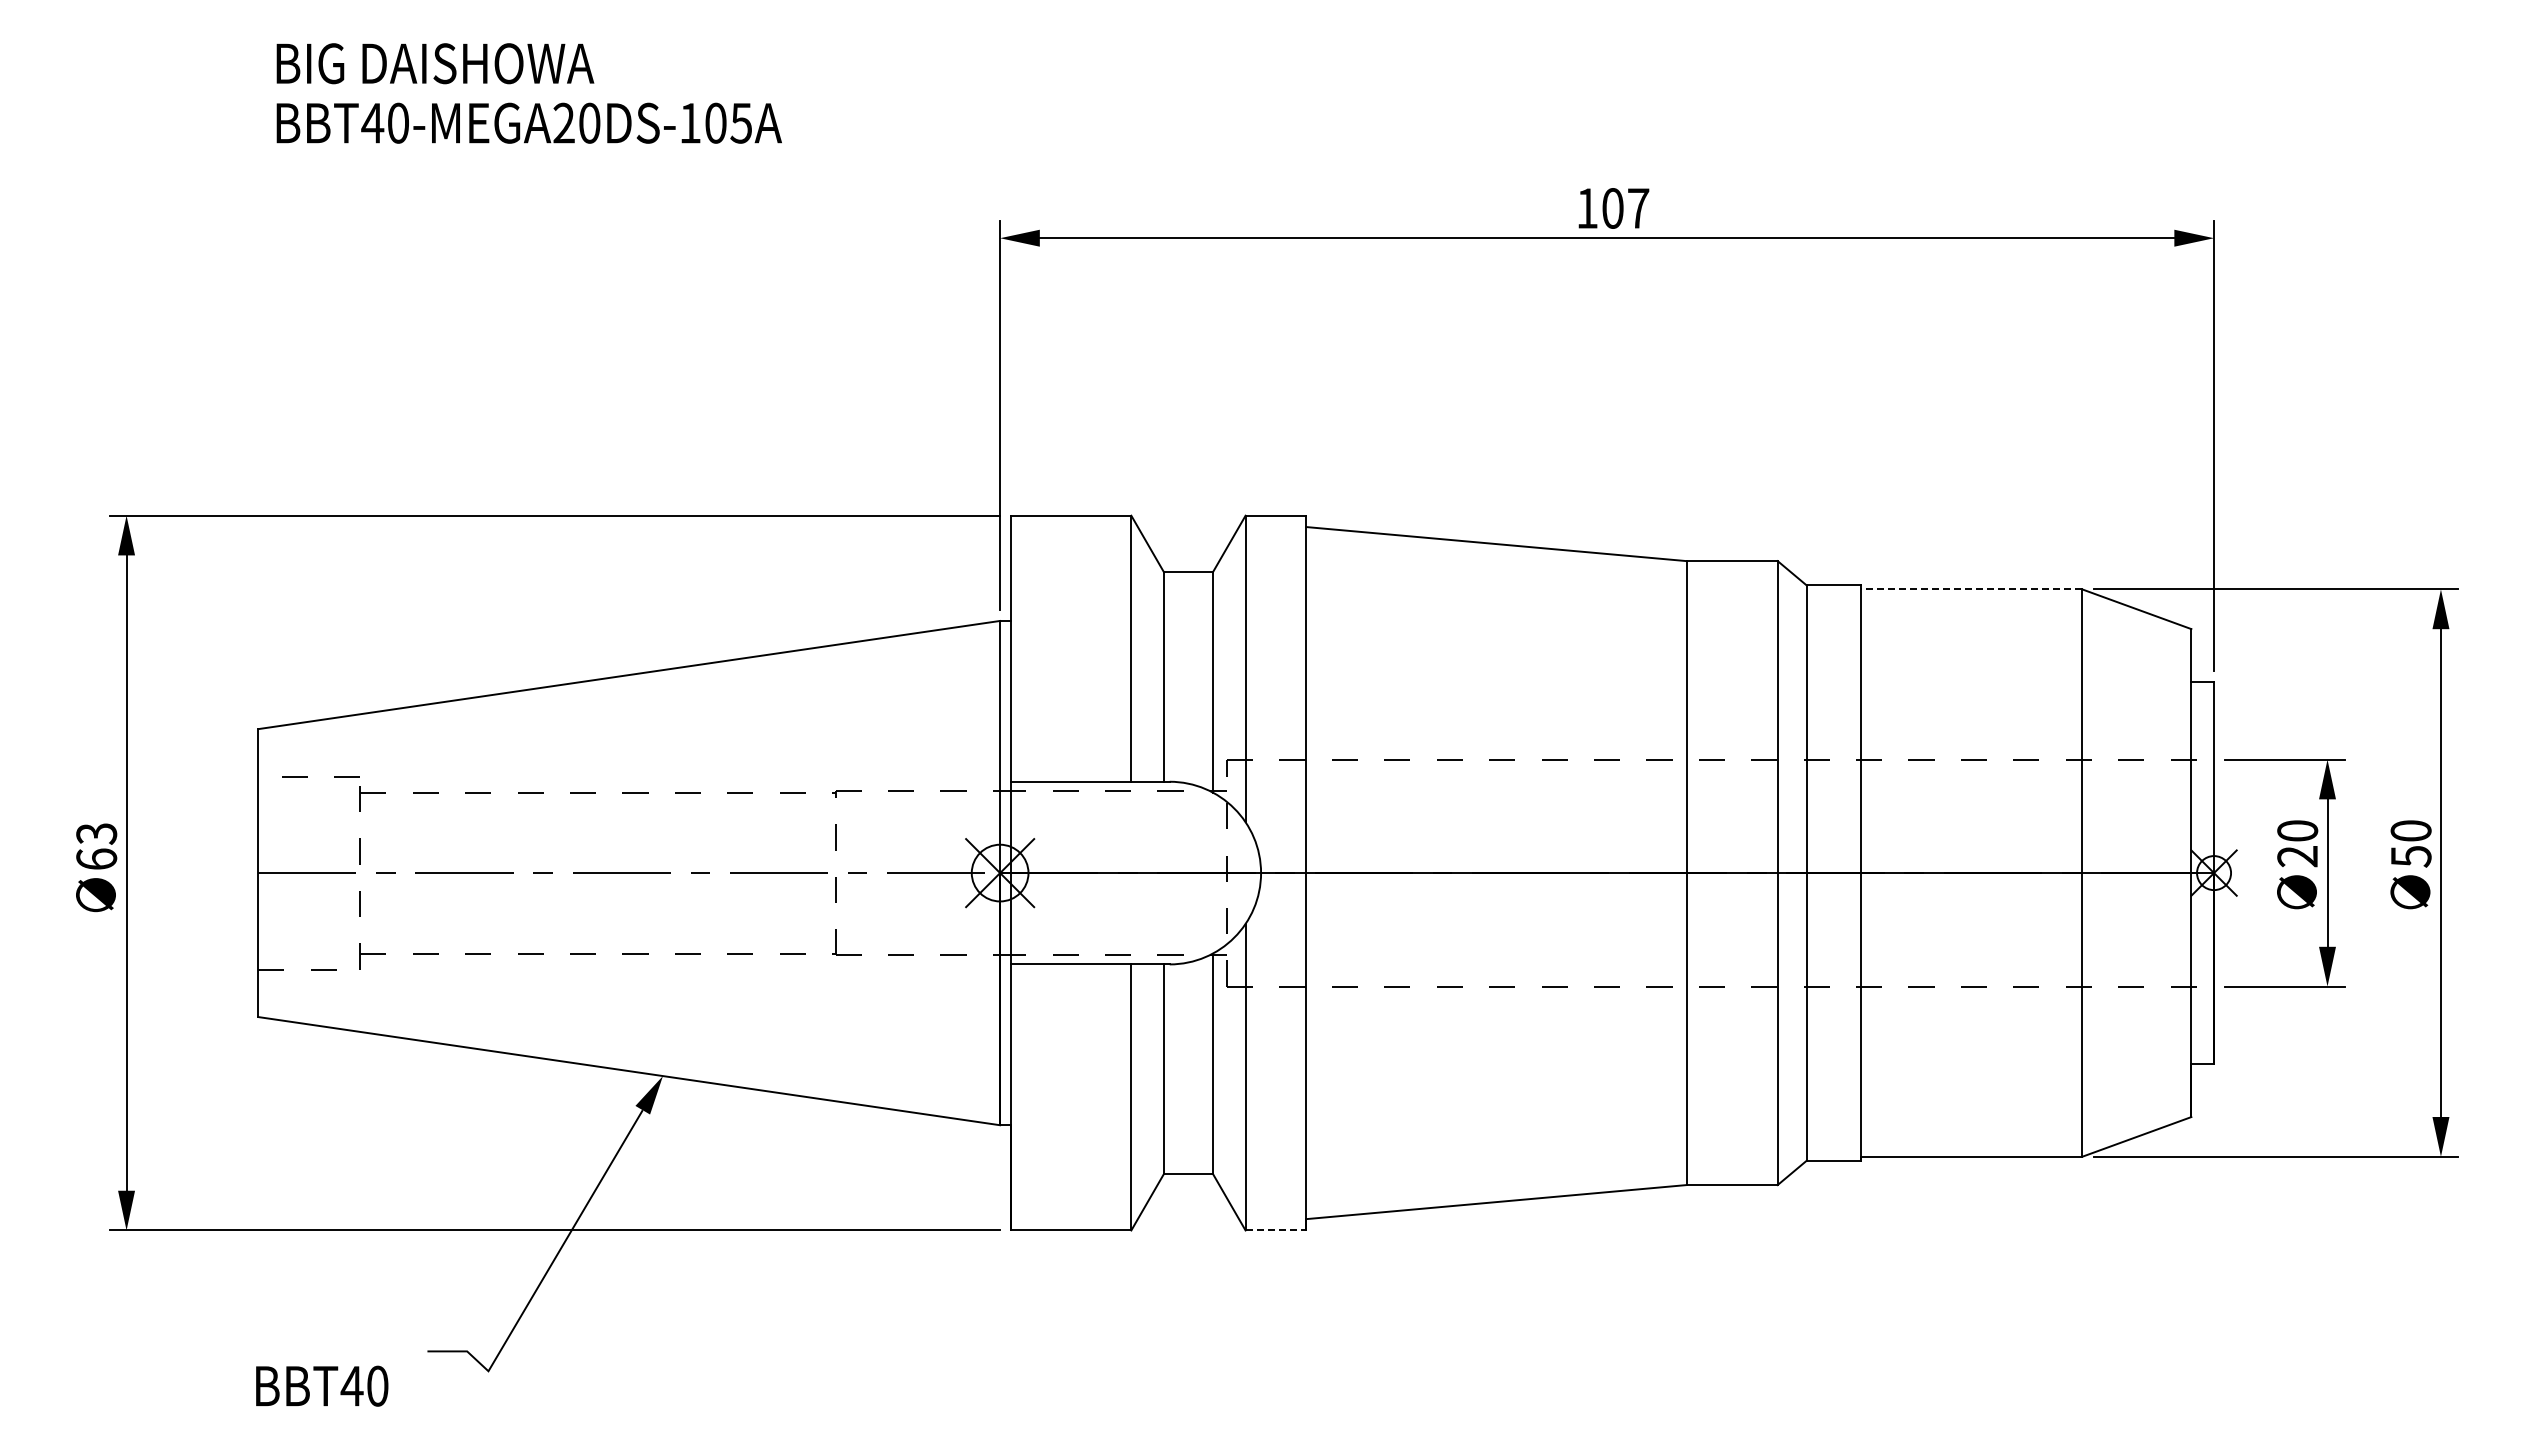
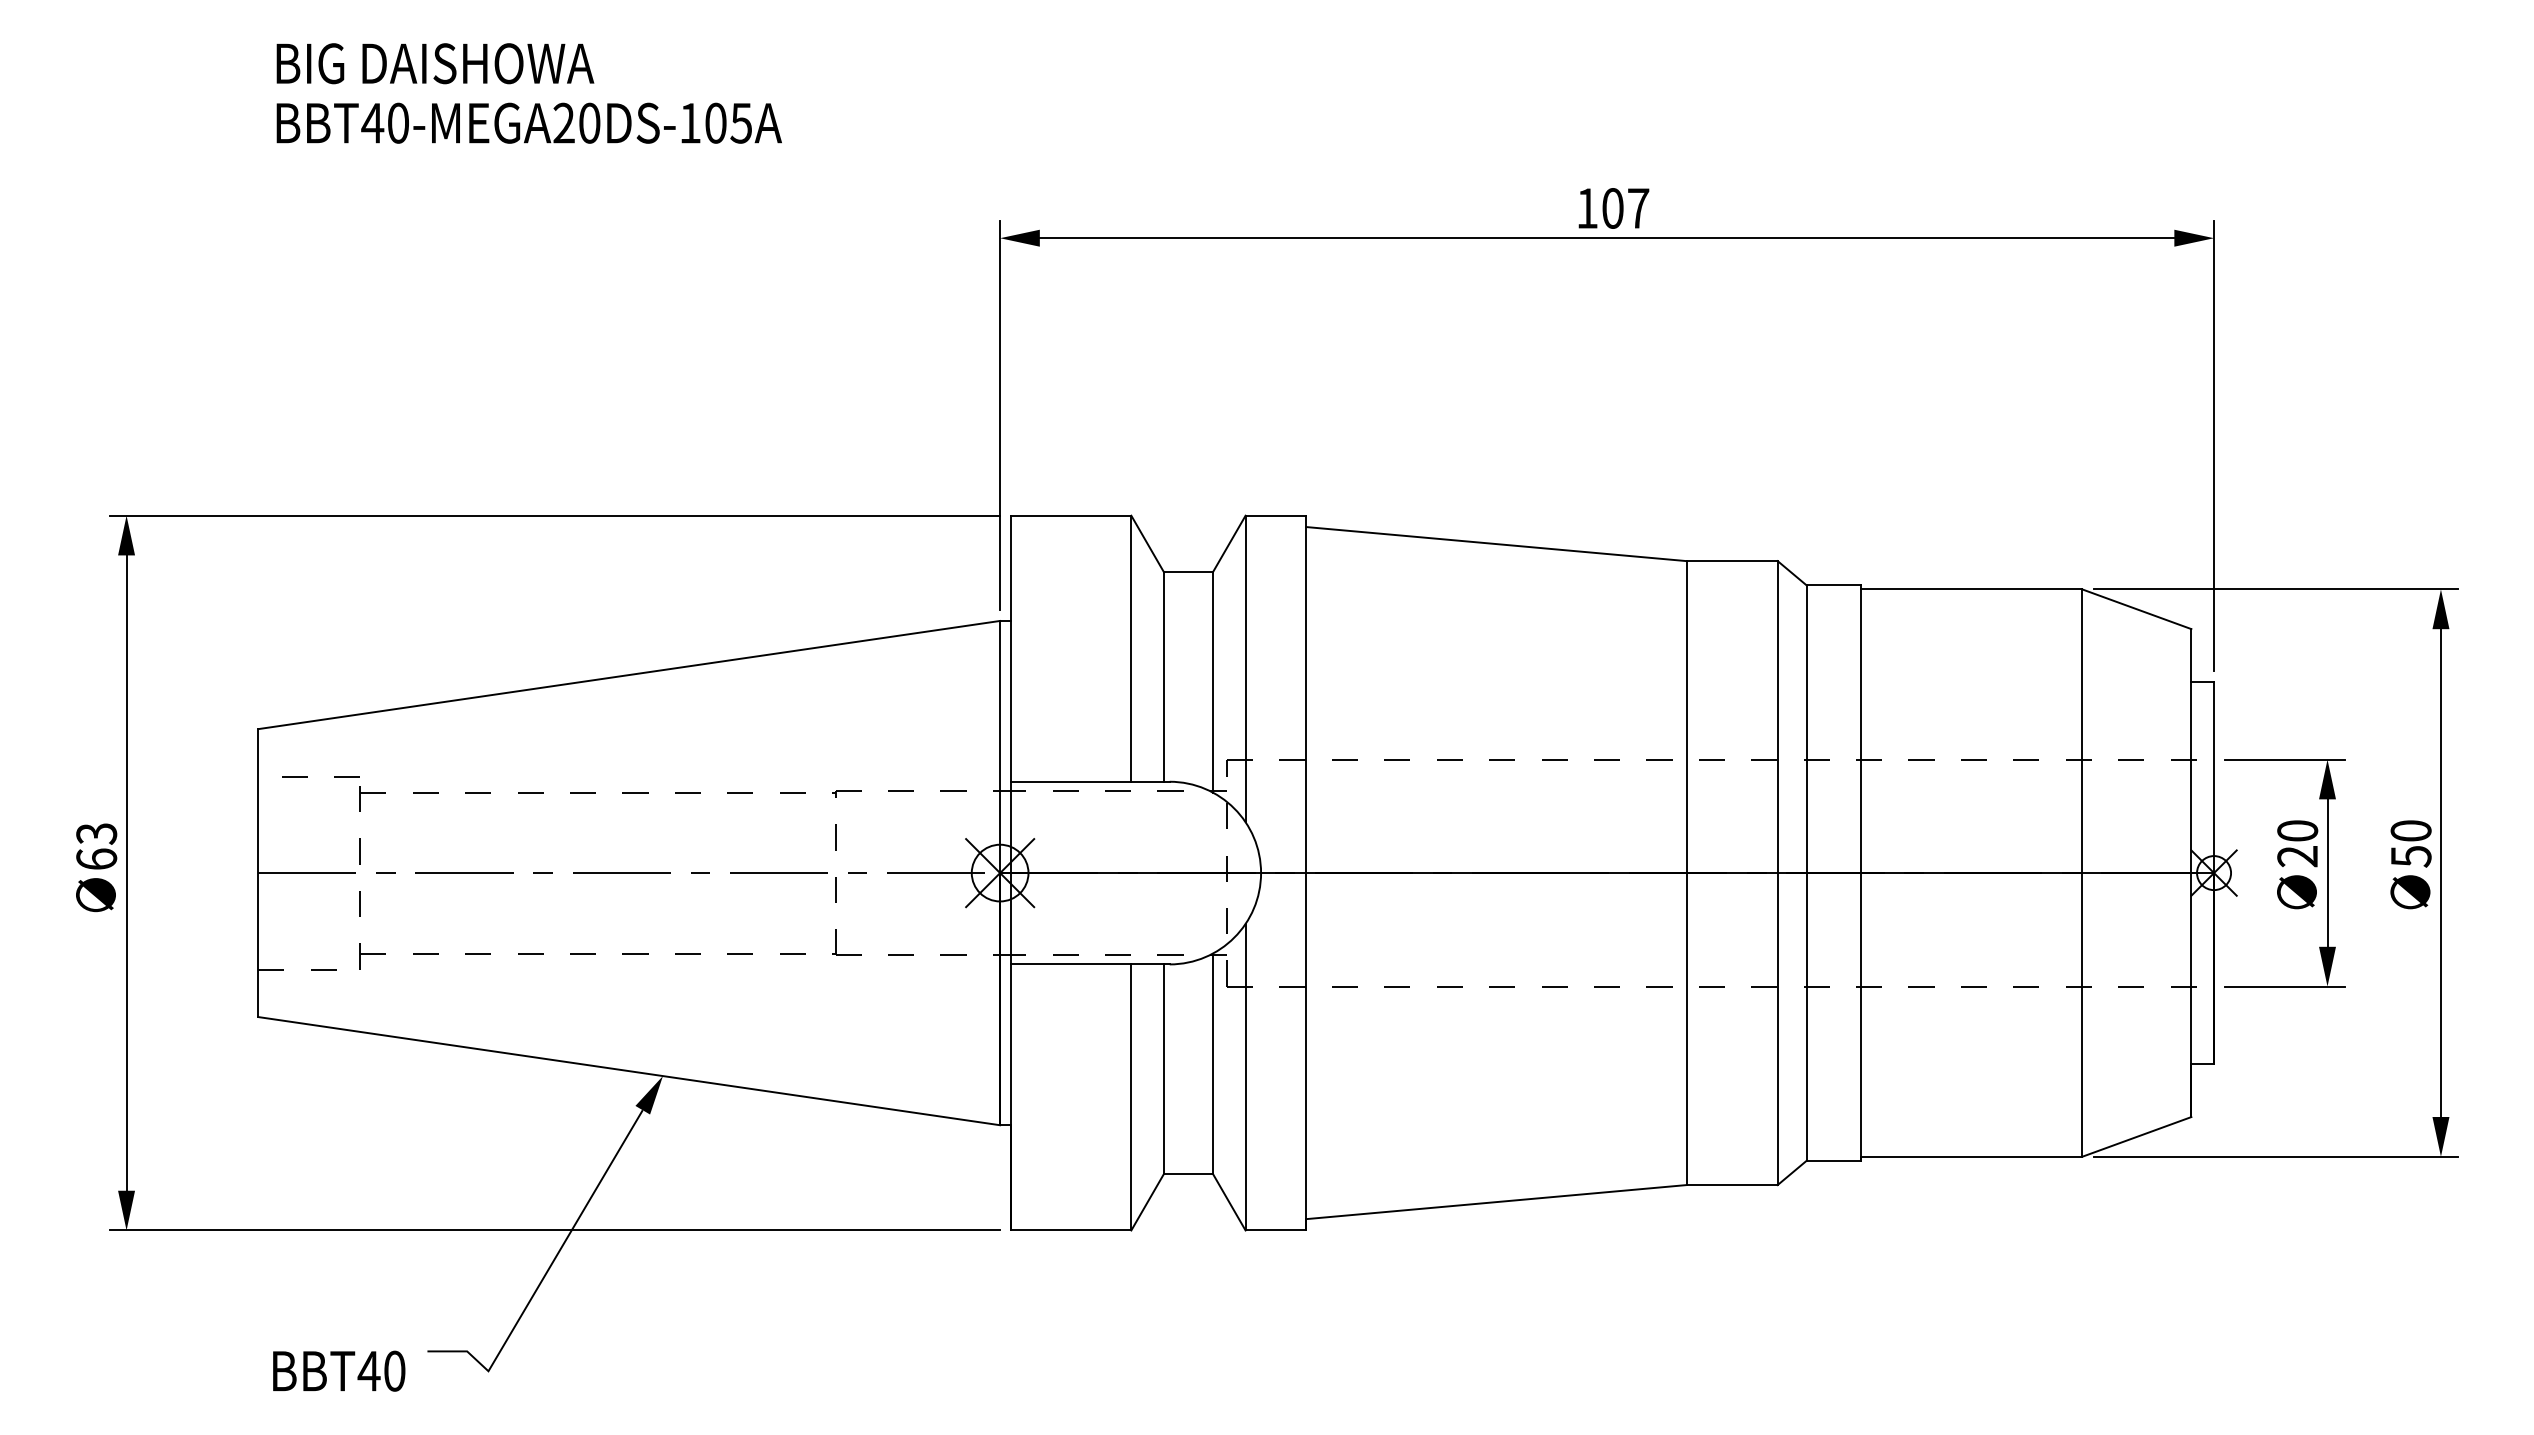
line: dashed -> solid (1971, 589)
line: dashed -> solid (1276, 1230)
text position: (322, 1385) -> (339, 1370) (339, 1370)
